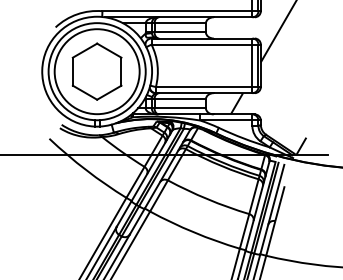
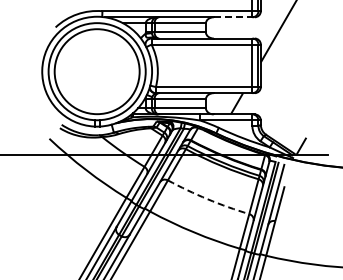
line: solid -> dashed (234, 17)
part: present -> none (96, 71)
arc: solid -> dashed (207, 199)
